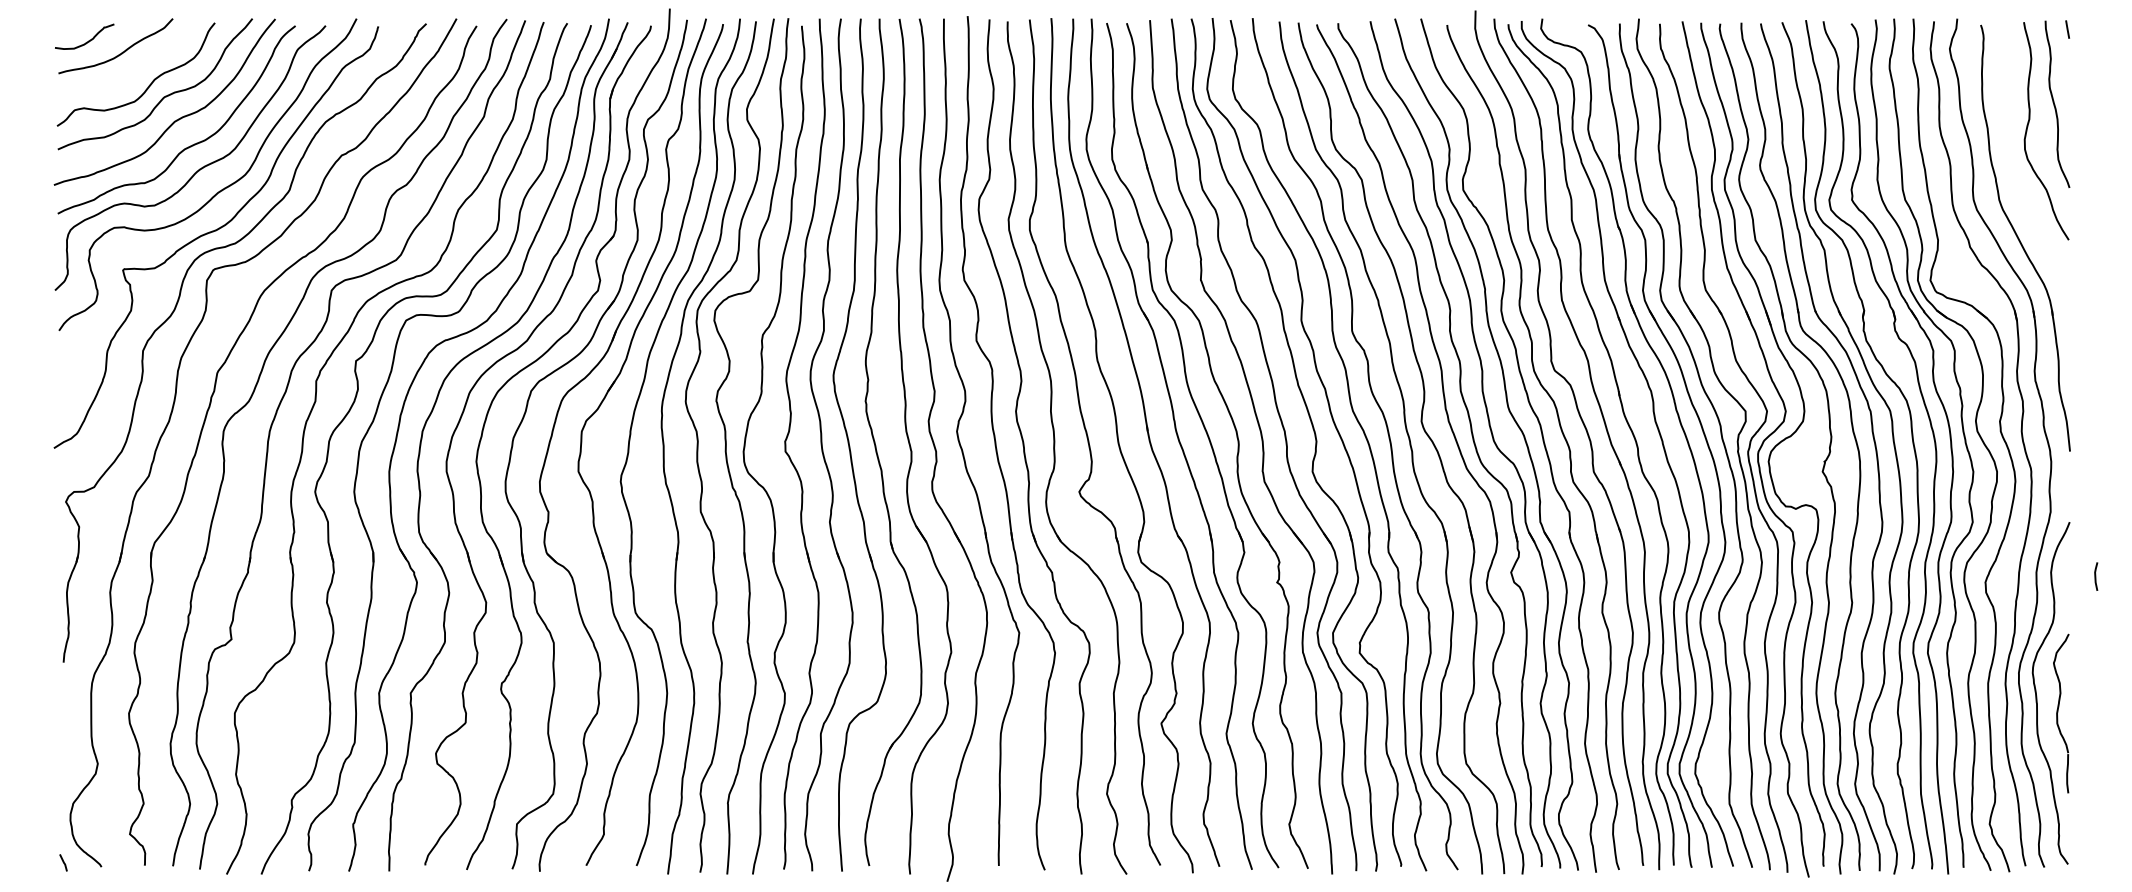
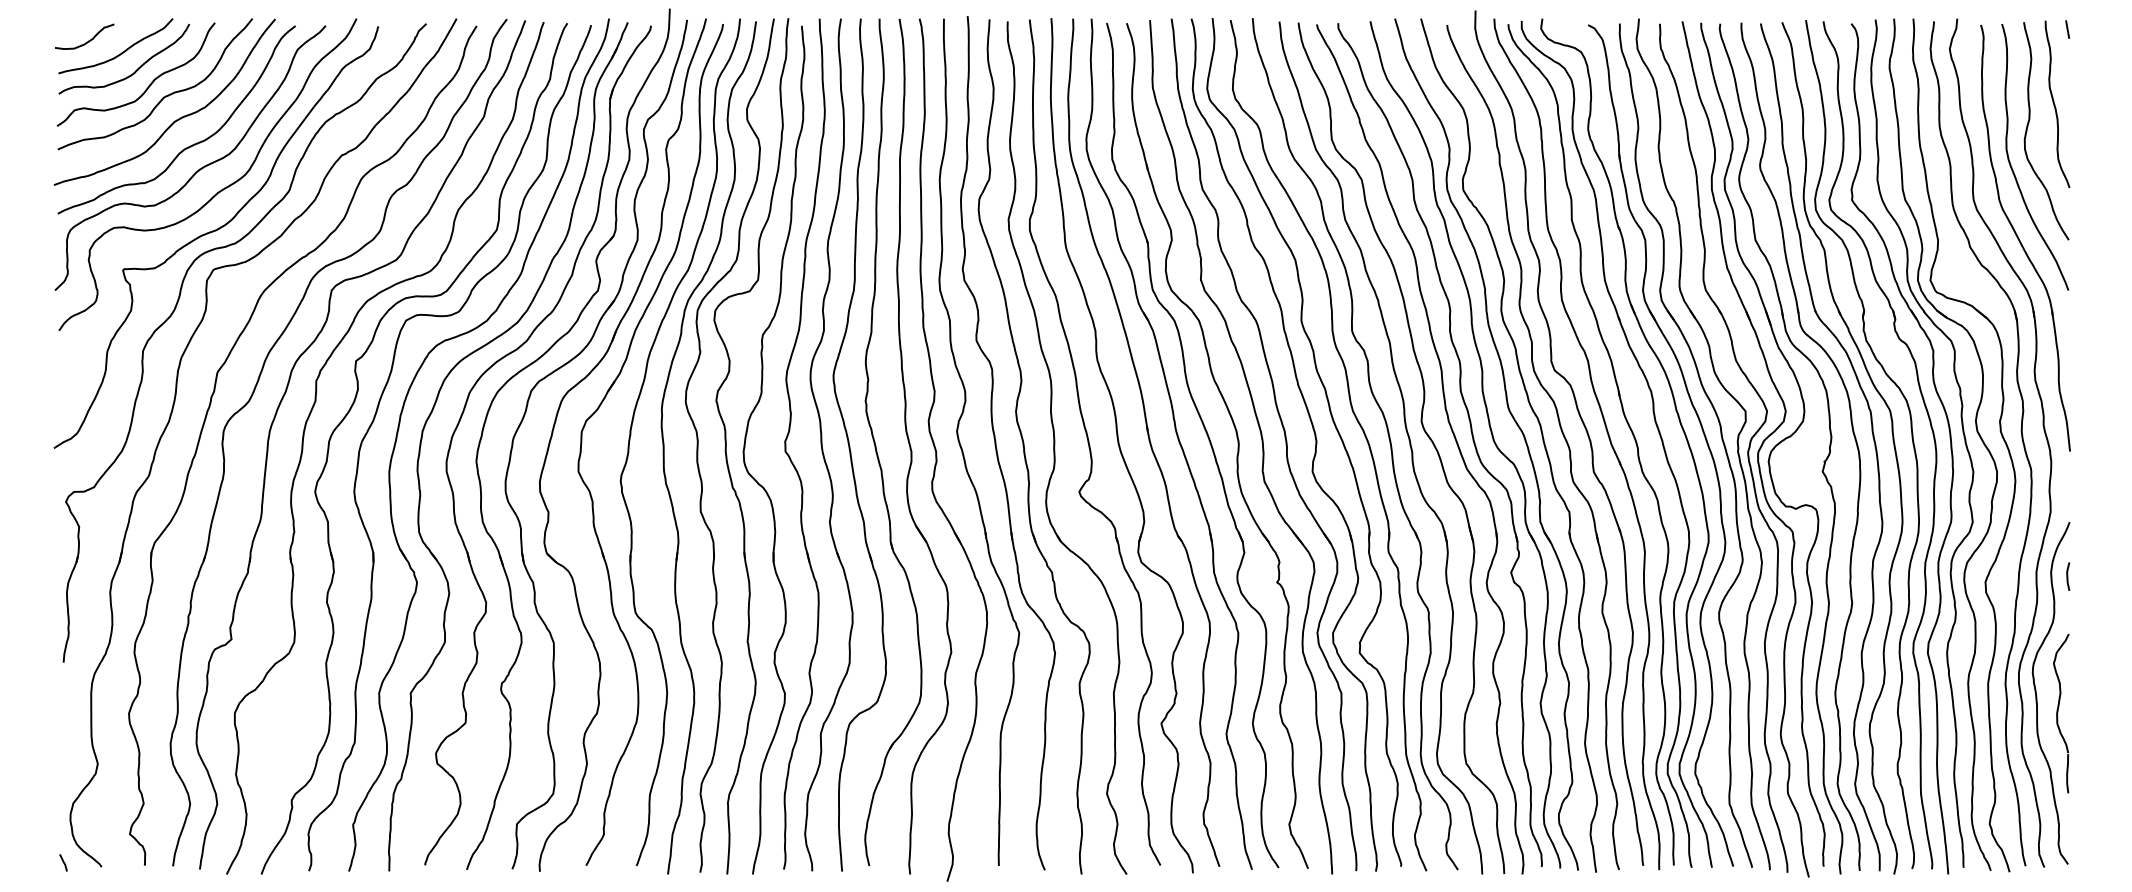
curve: none -> present (136, 69)
curve: none -> present (2011, 164)
line position: (2096, 576) -> (2068, 576) (2068, 576)
